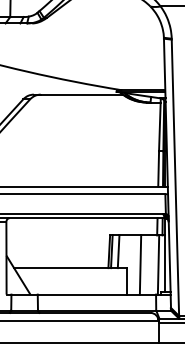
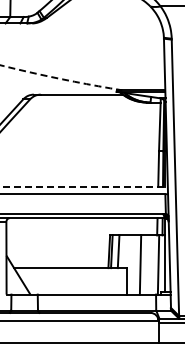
arc: solid -> dashed (60, 78)
line: solid -> dashed (84, 186)
